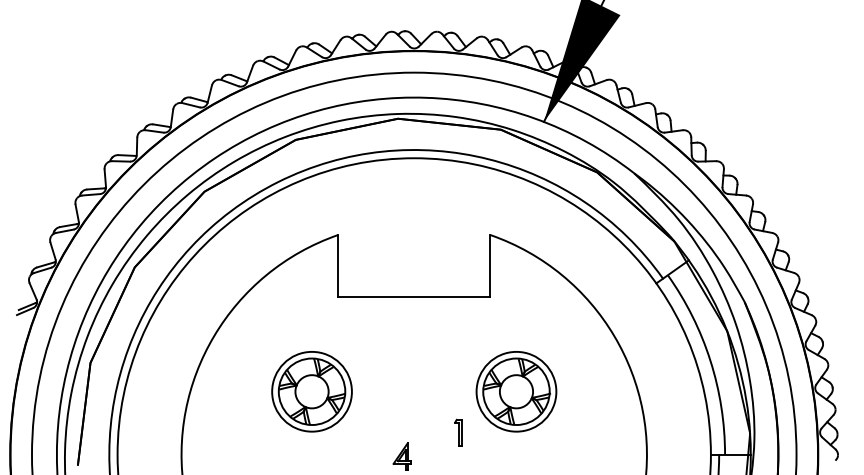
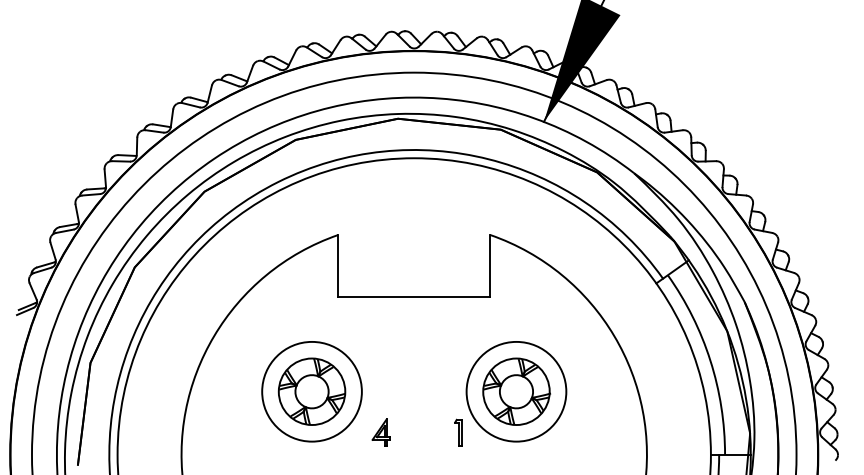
circle diameter: 80 px -> 100 px (311, 391)
circle diameter: 80 px -> 100 px (516, 391)
part position: (401, 456) -> (380, 432) (380, 432)
